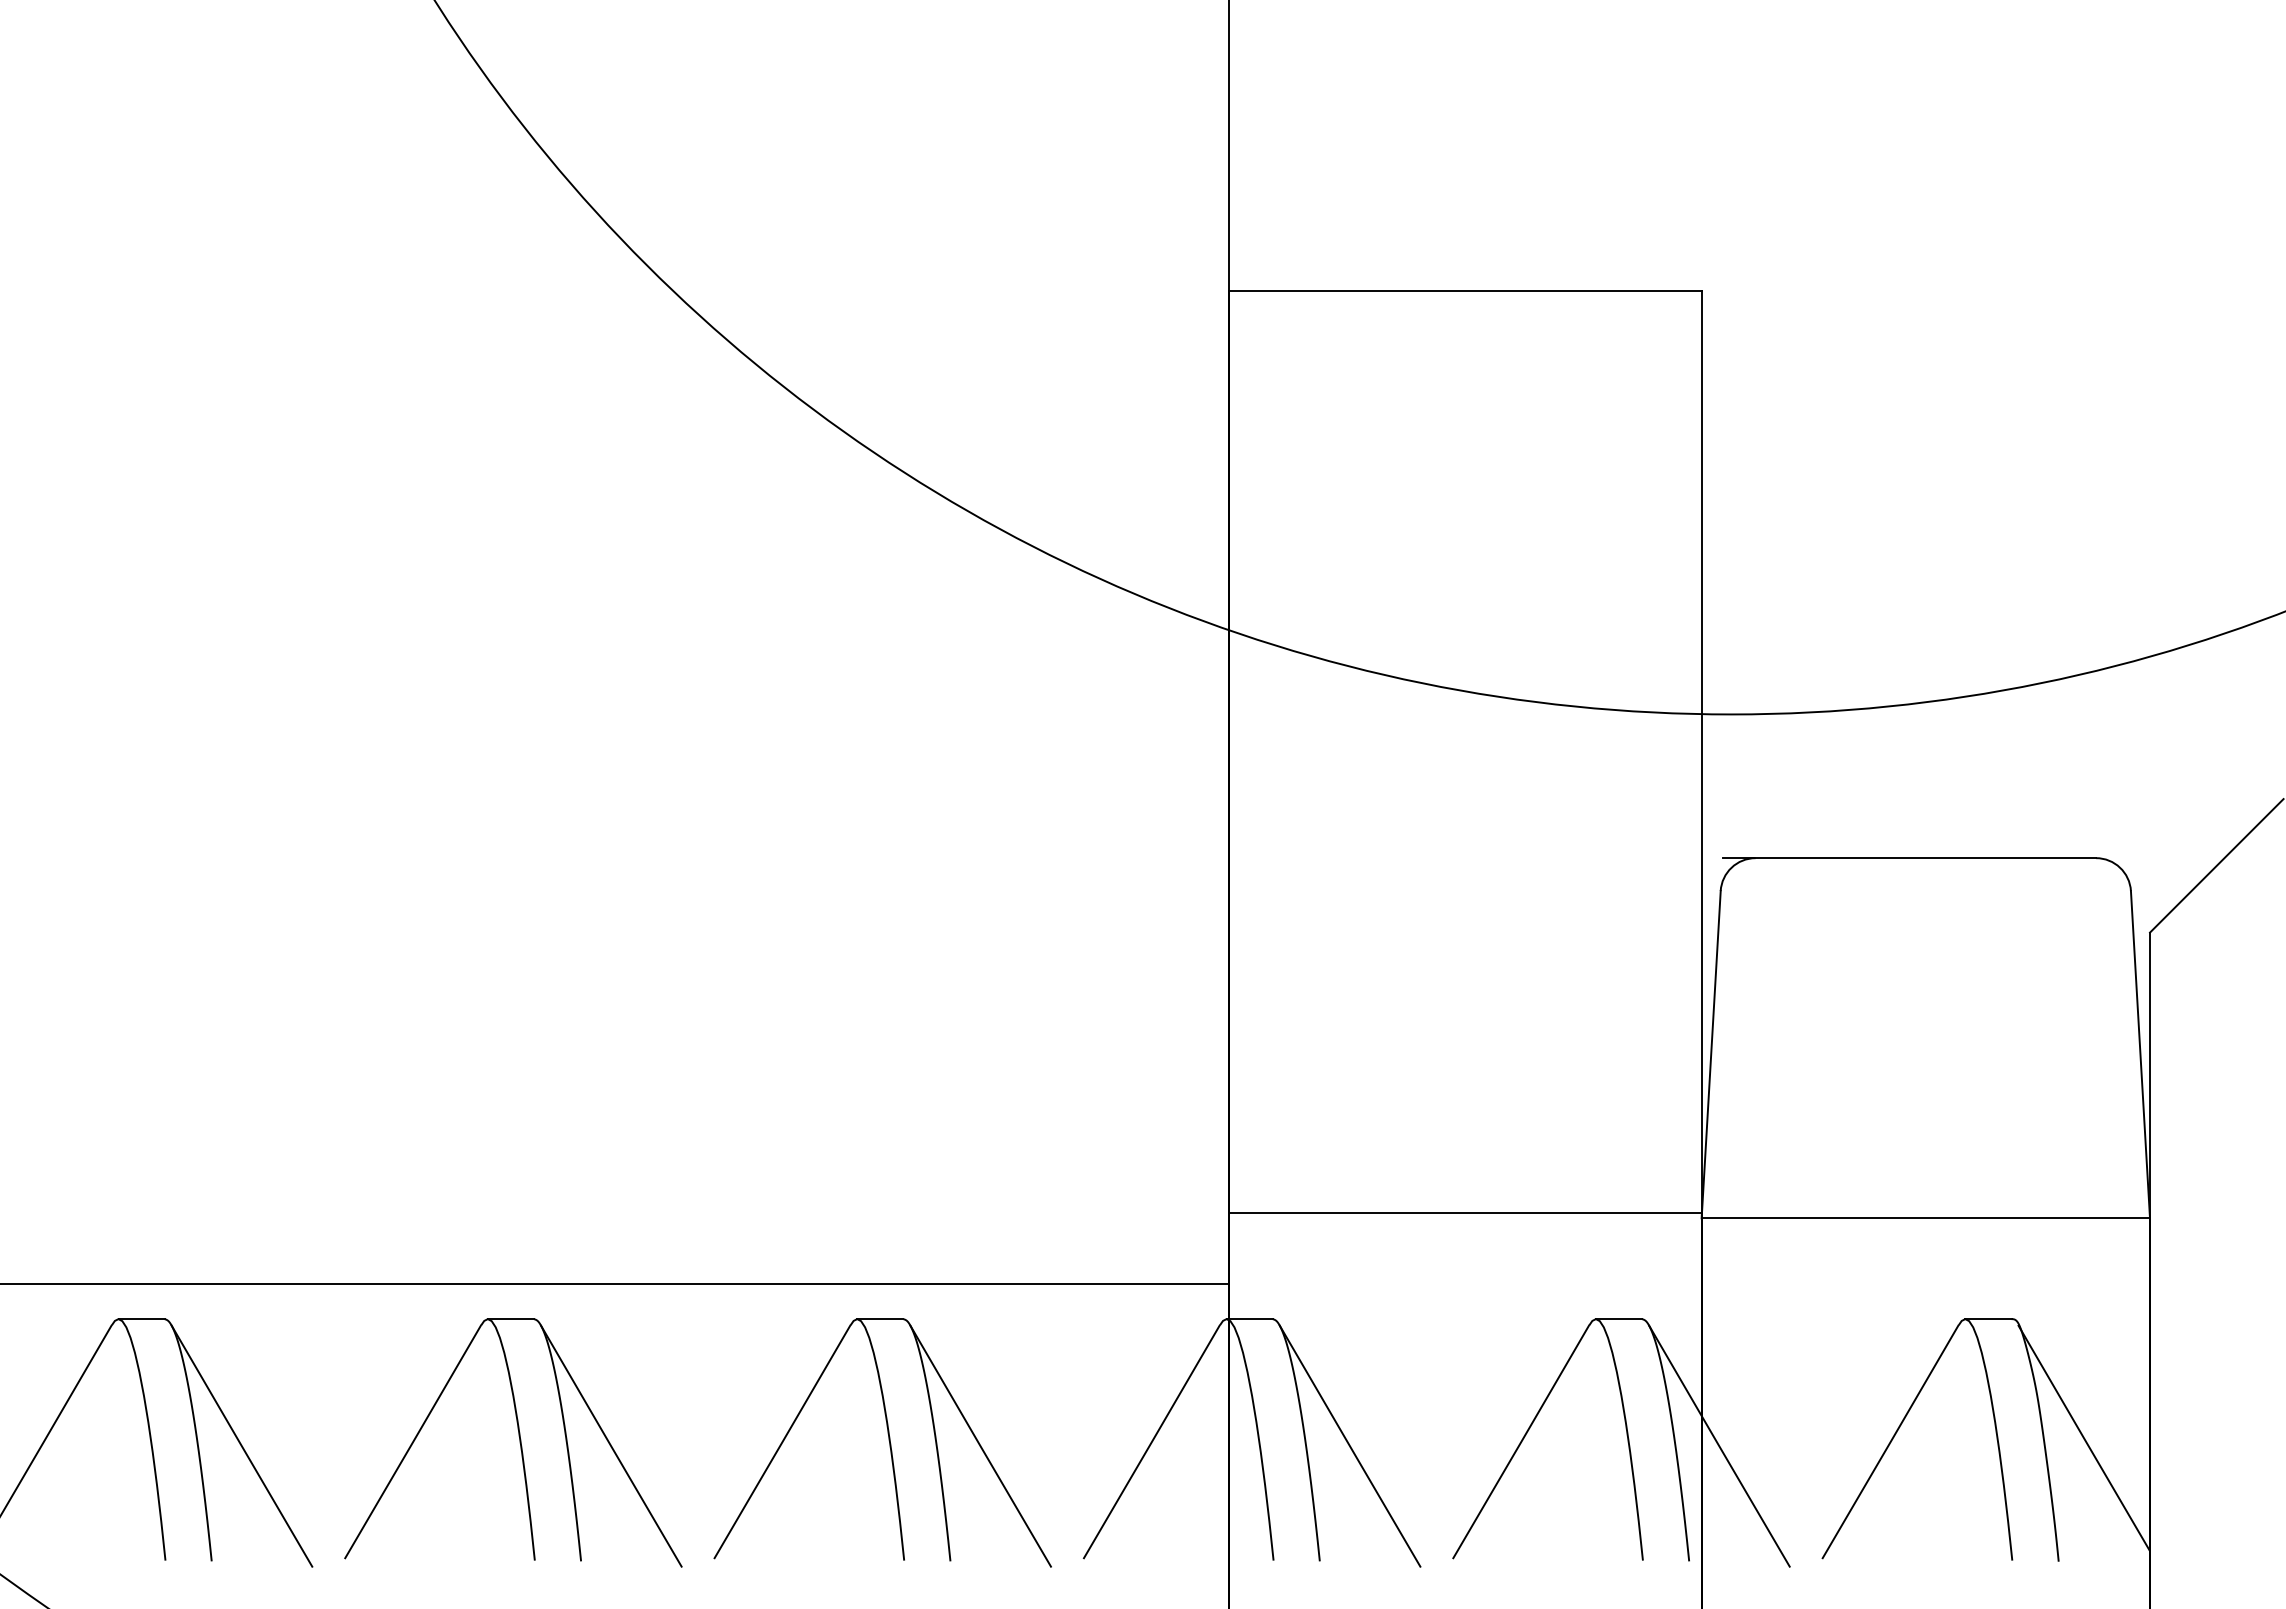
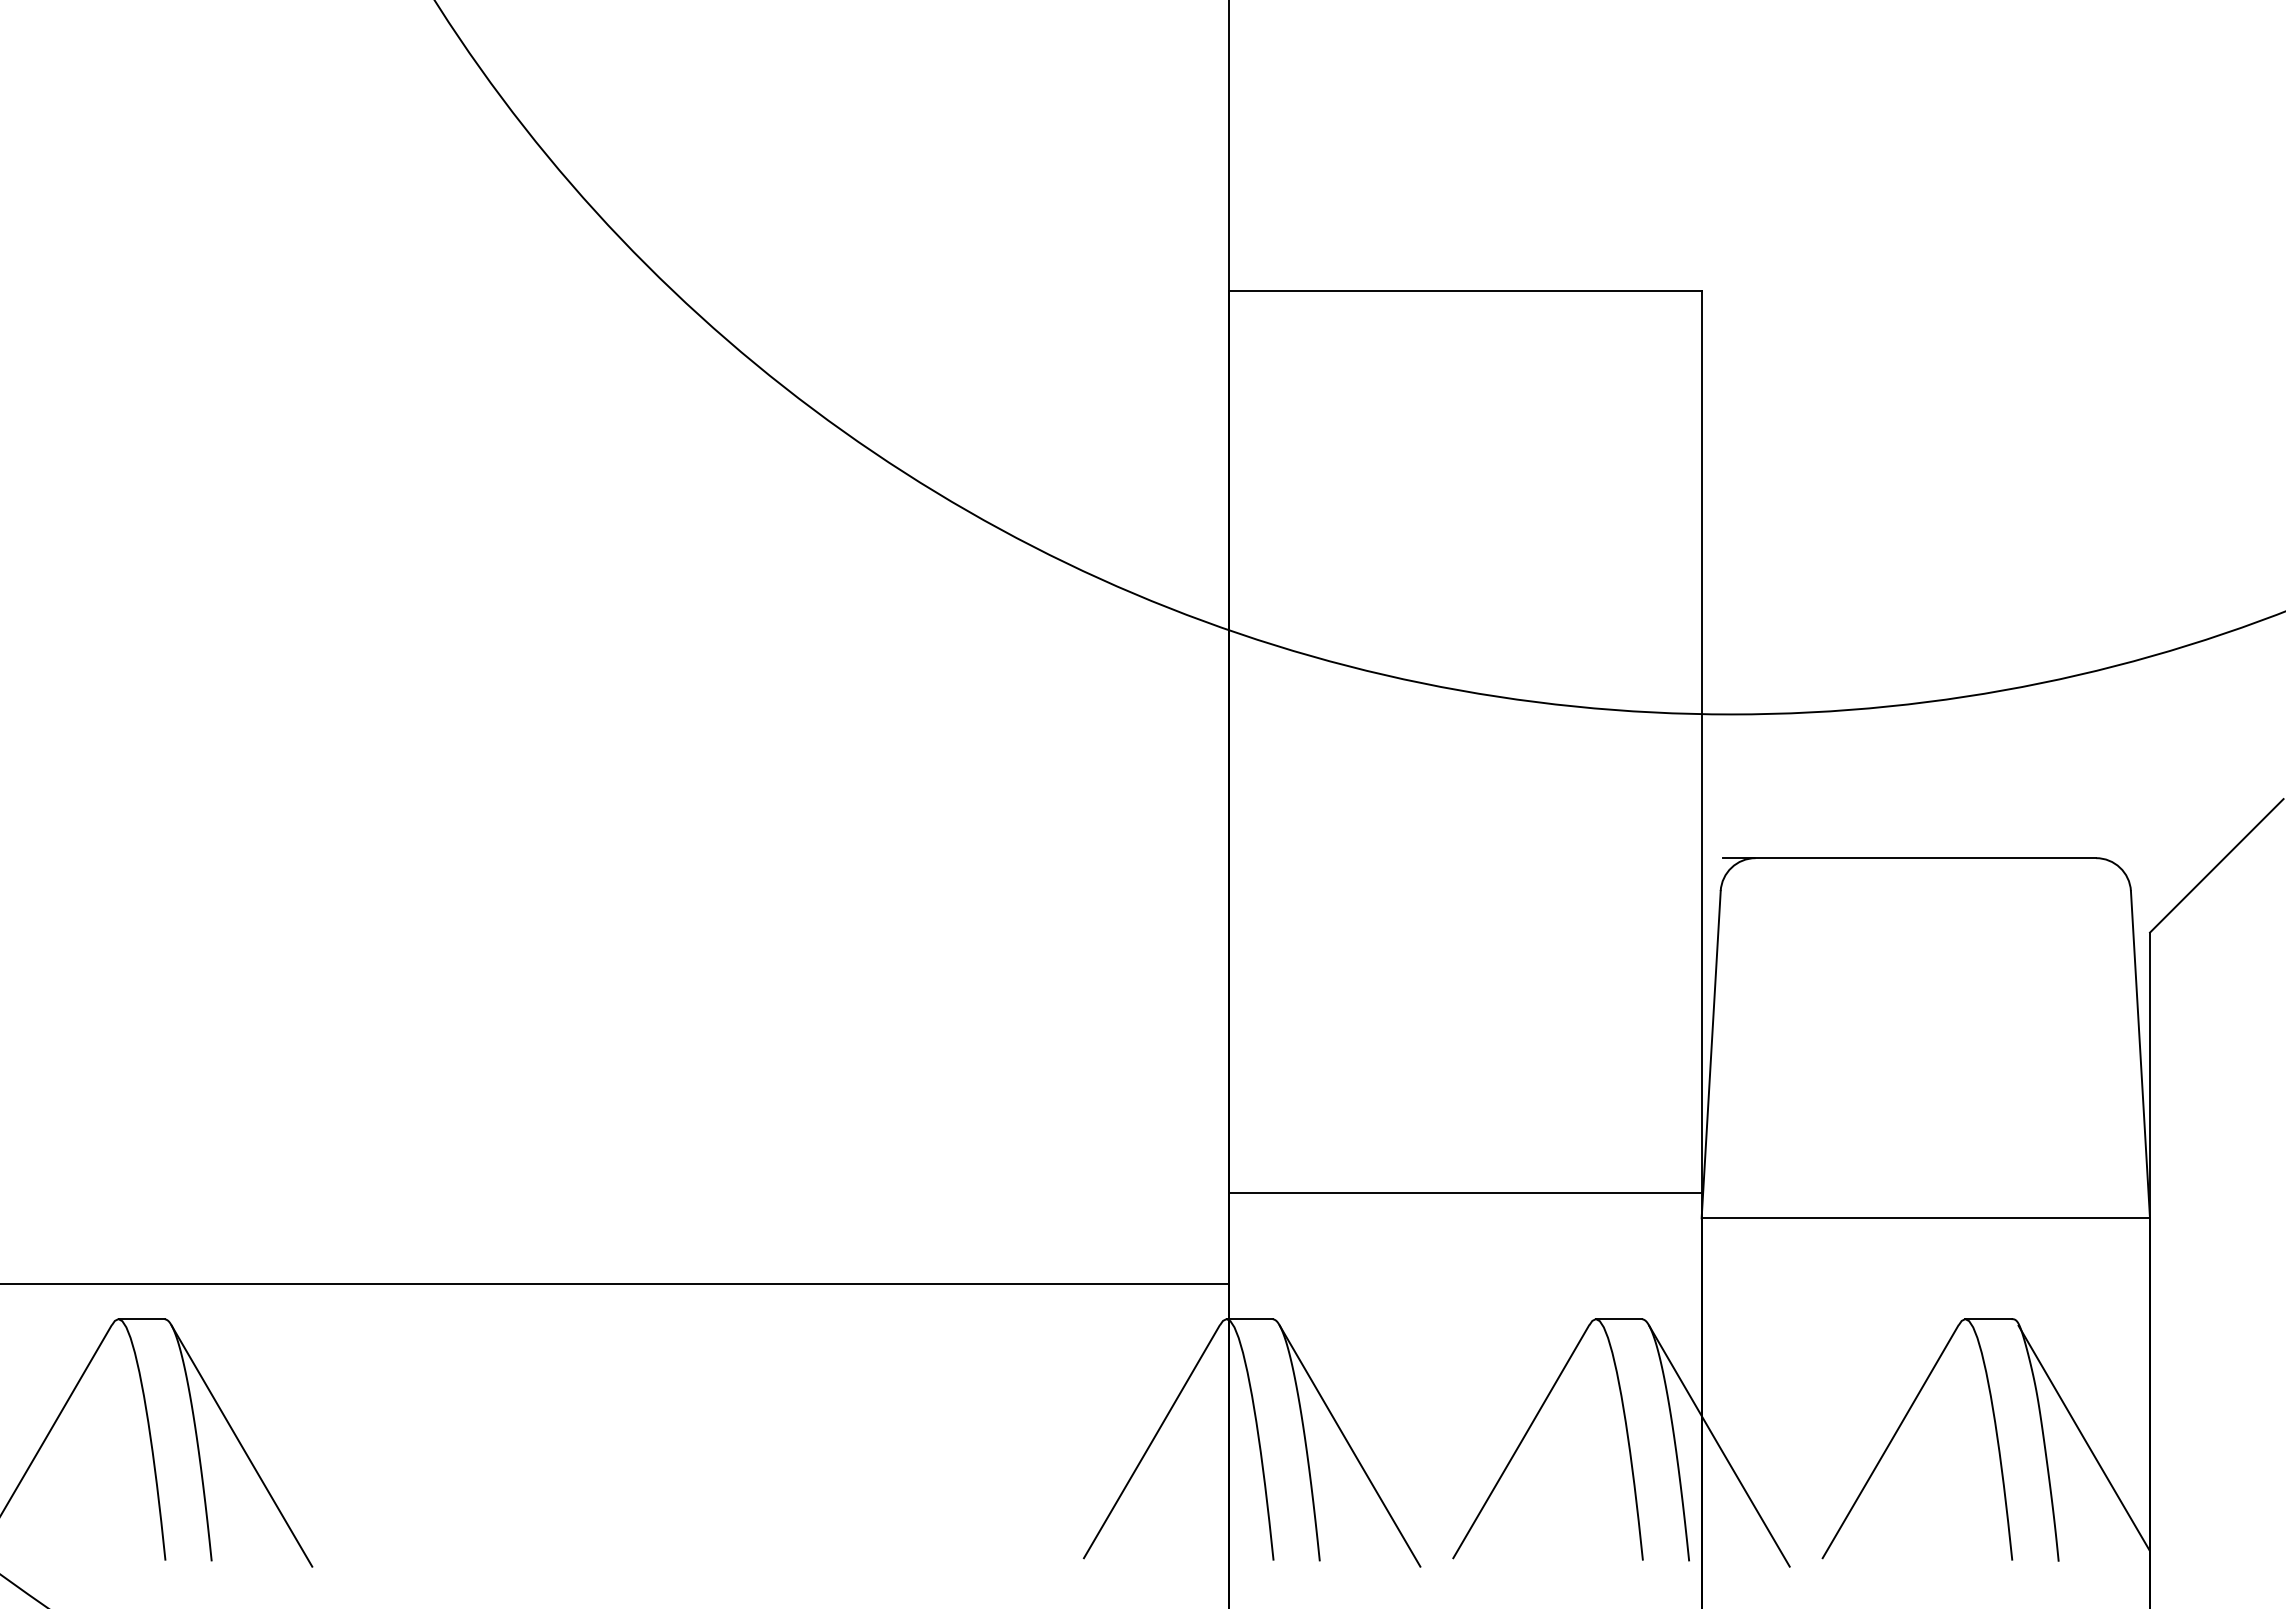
line position: (1464, 1212) -> (1464, 1192) (1464, 1192)
part: present -> none (888, 1440)
part: present -> none (513, 1442)
